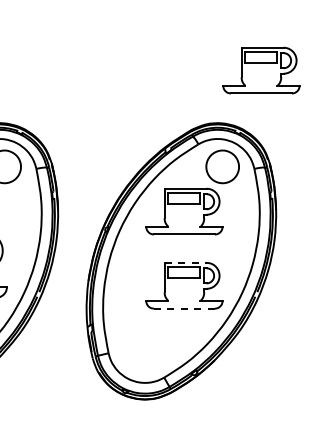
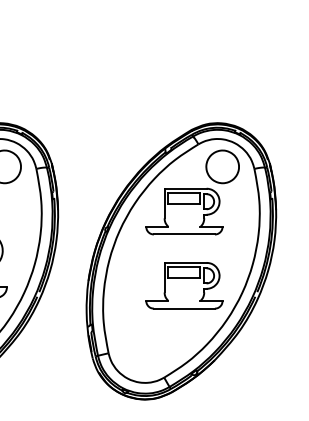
part: present -> none (261, 70)
line: dashed -> solid (185, 262)
line: dashed -> solid (184, 308)
